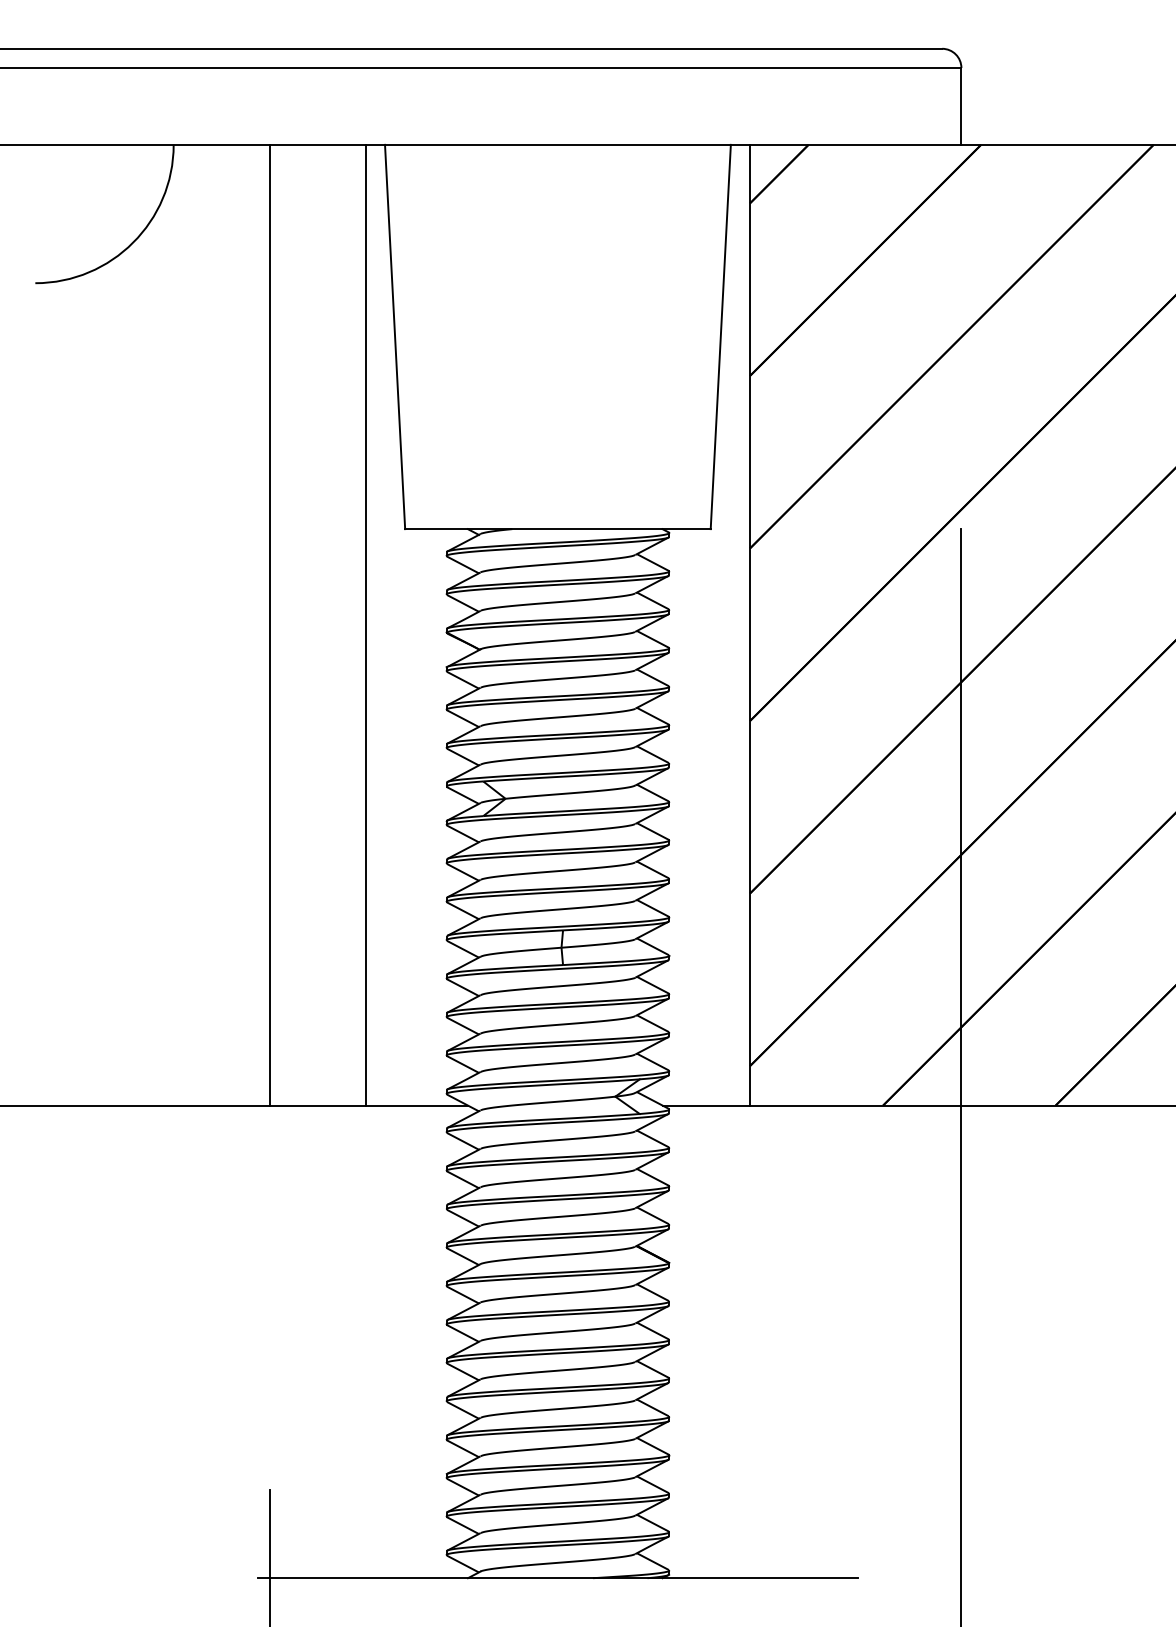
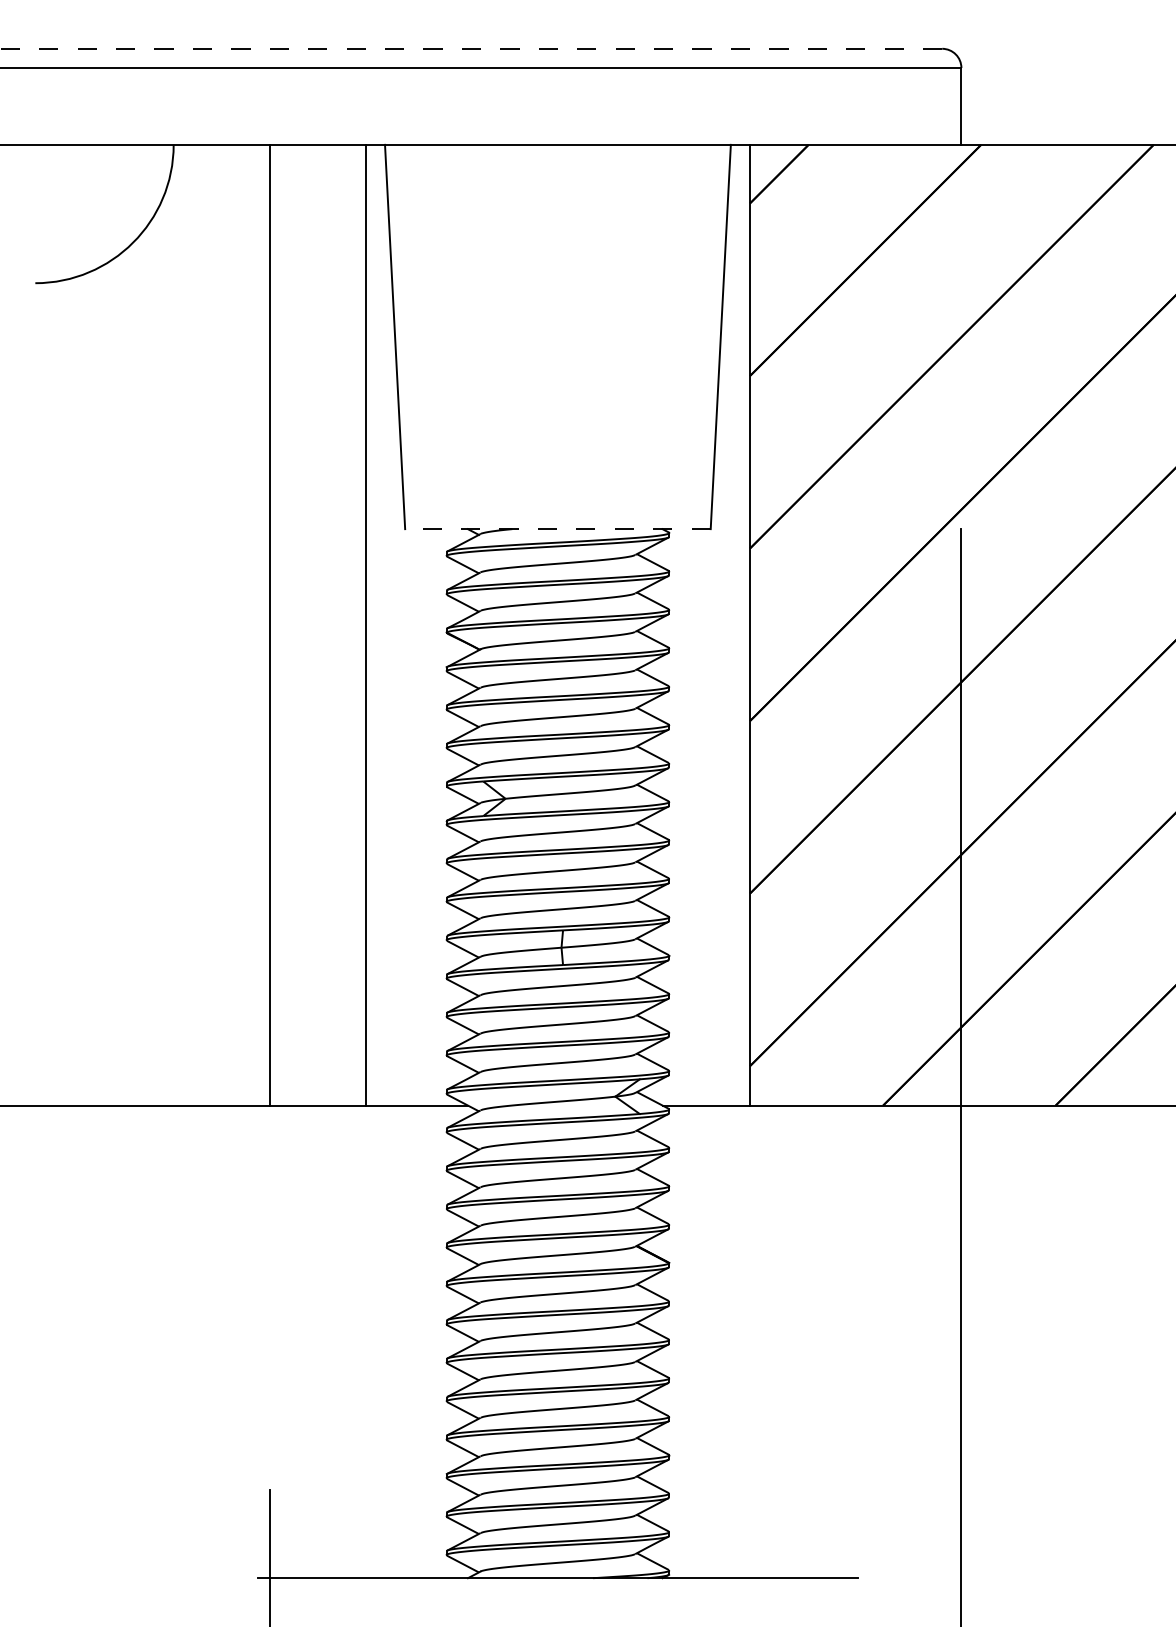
line: solid -> dashed (471, 48)
line: solid -> dashed (557, 529)
